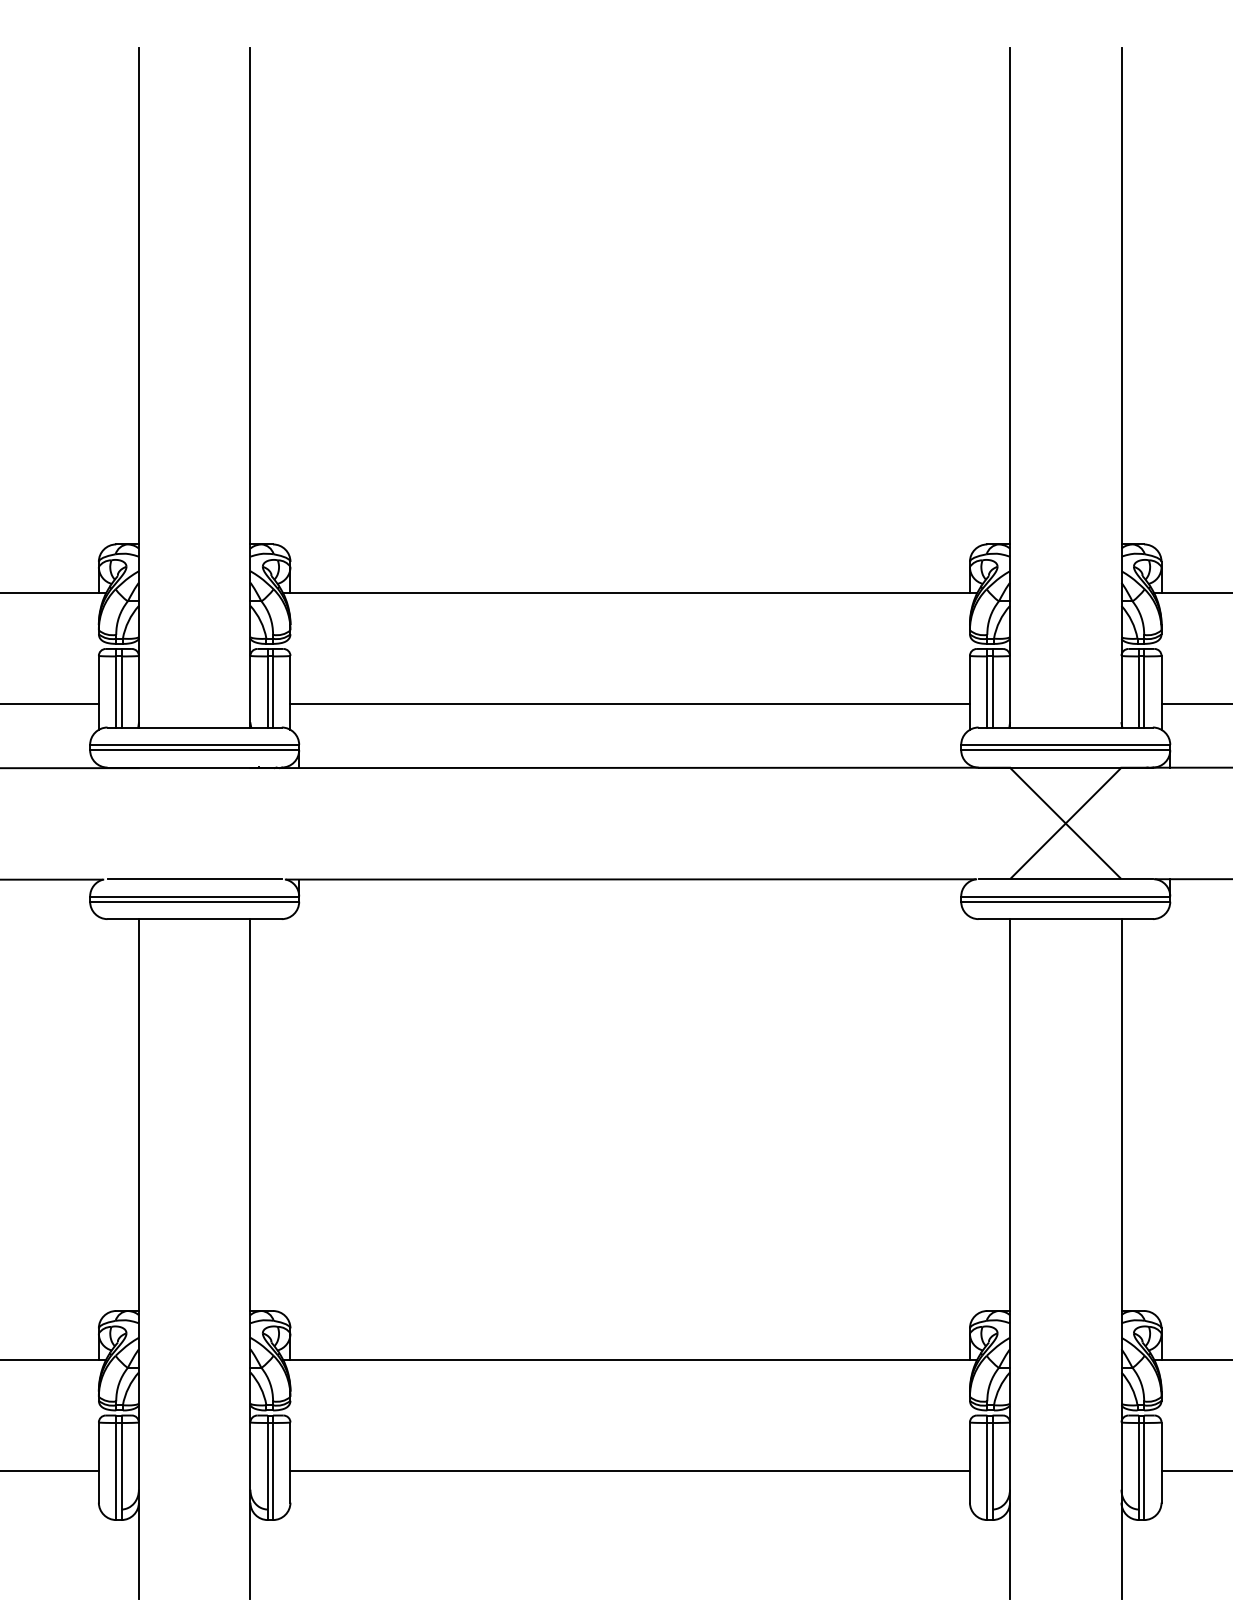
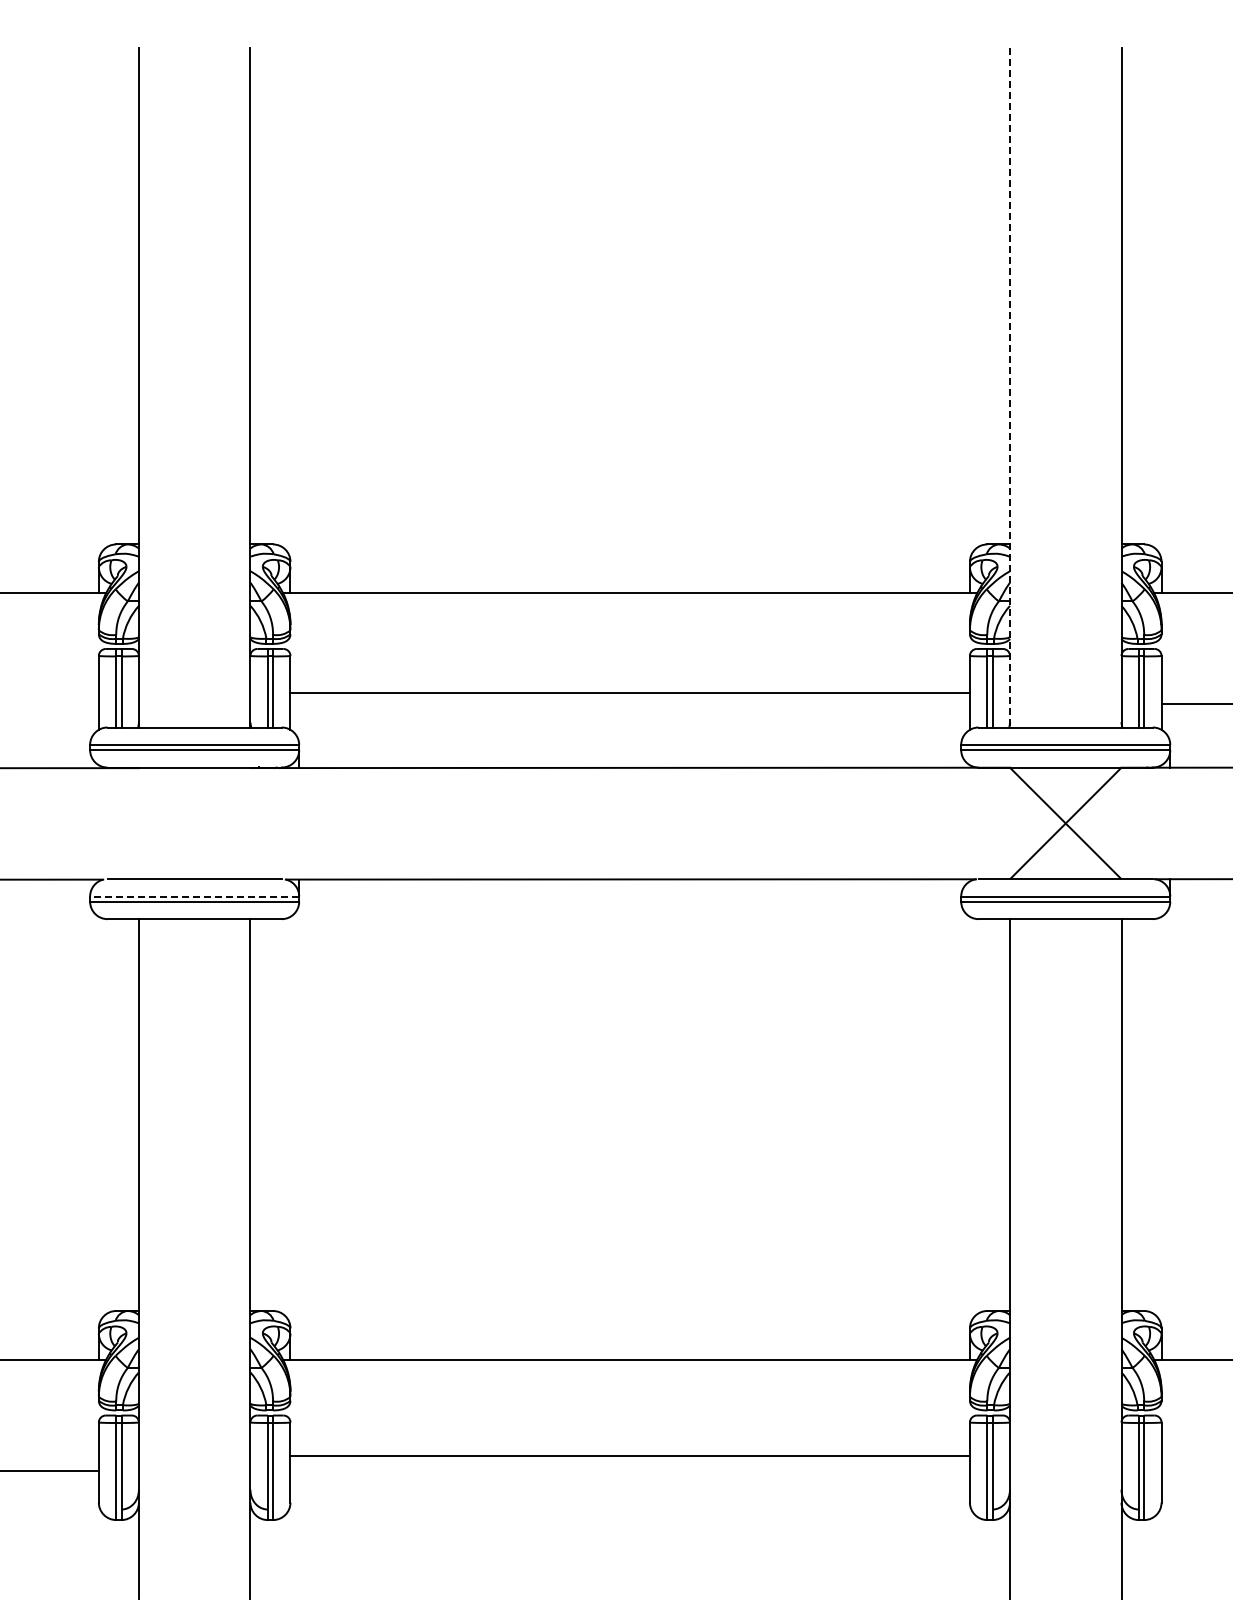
line: solid -> dashed (1010, 387)
line: present -> none (50, 704)
line position: (629, 704) -> (629, 693) (629, 693)
line: solid -> dashed (194, 896)
line position: (629, 1471) -> (629, 1456) (629, 1456)
line: present -> none (1195, 1471)
